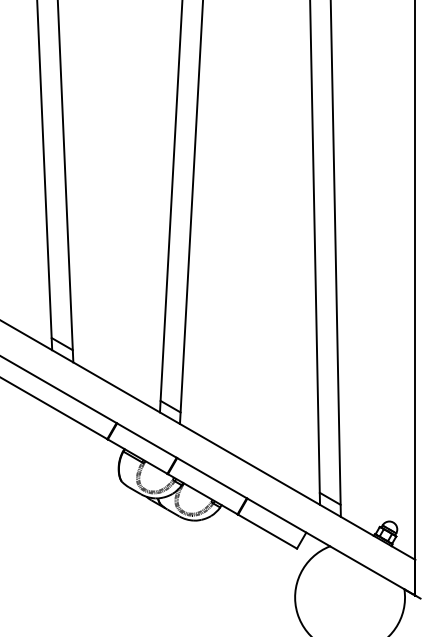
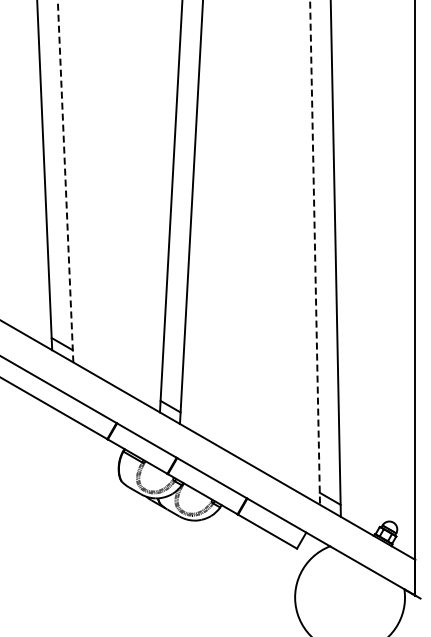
line: solid -> dashed (65, 181)
line: solid -> dashed (315, 253)
